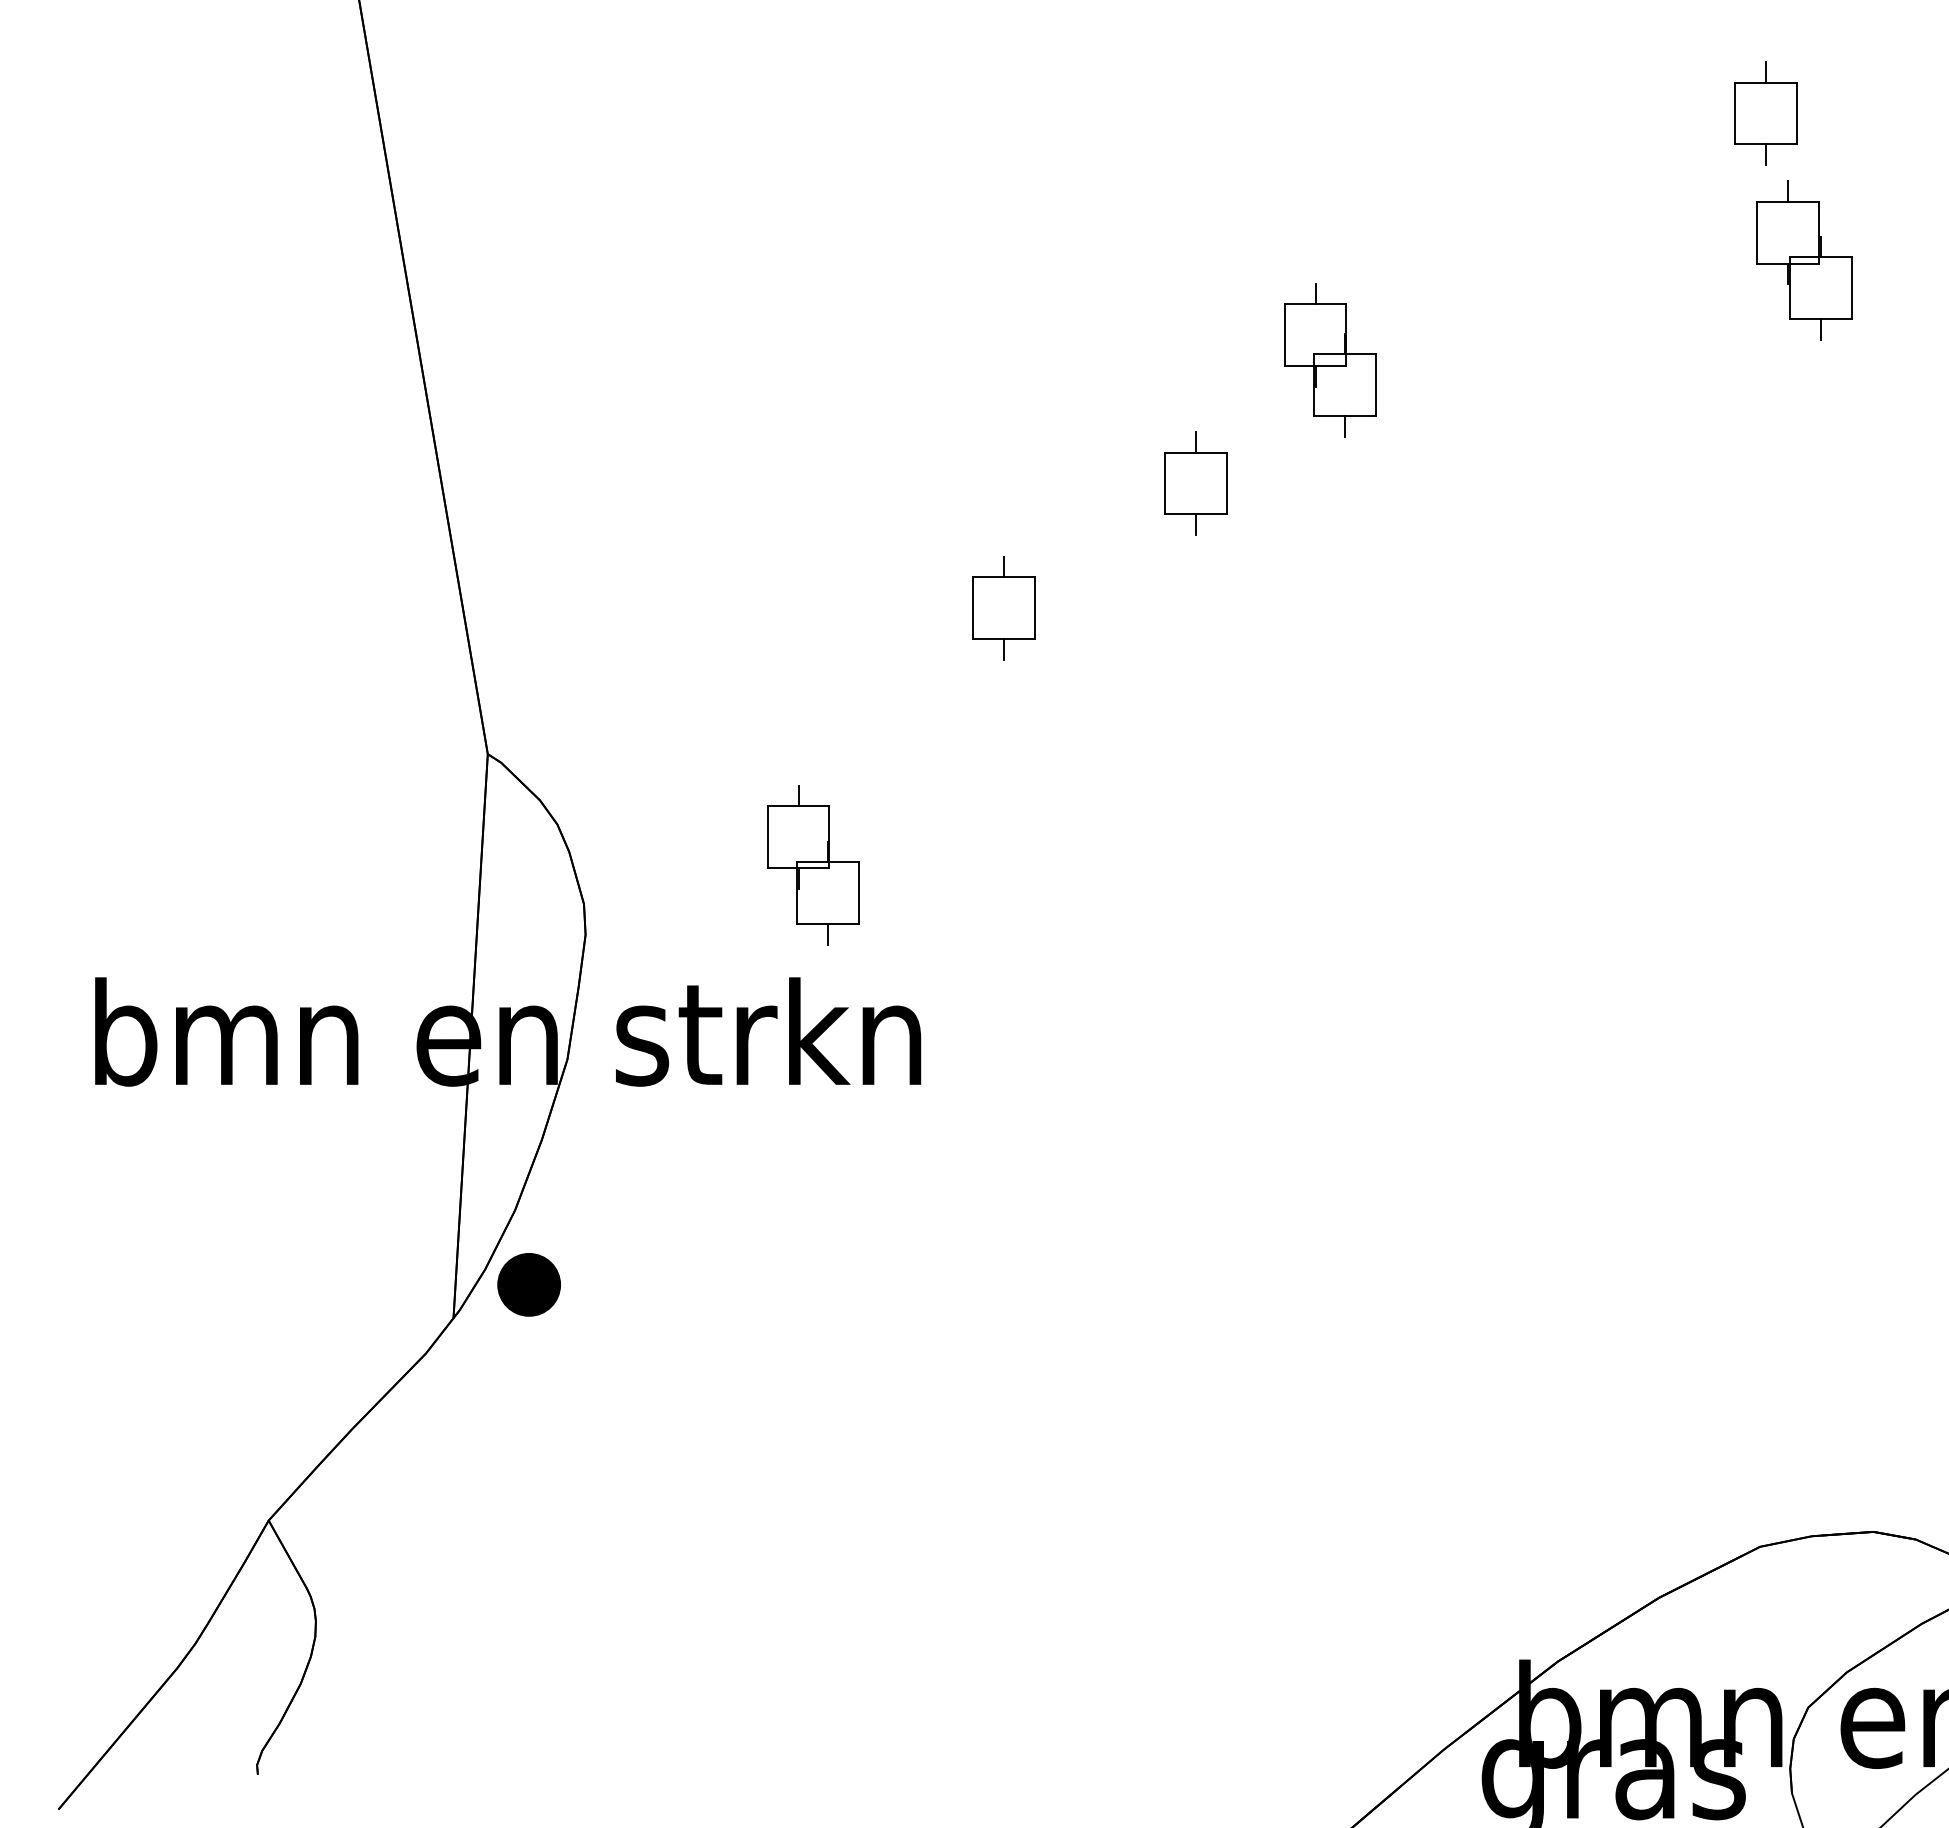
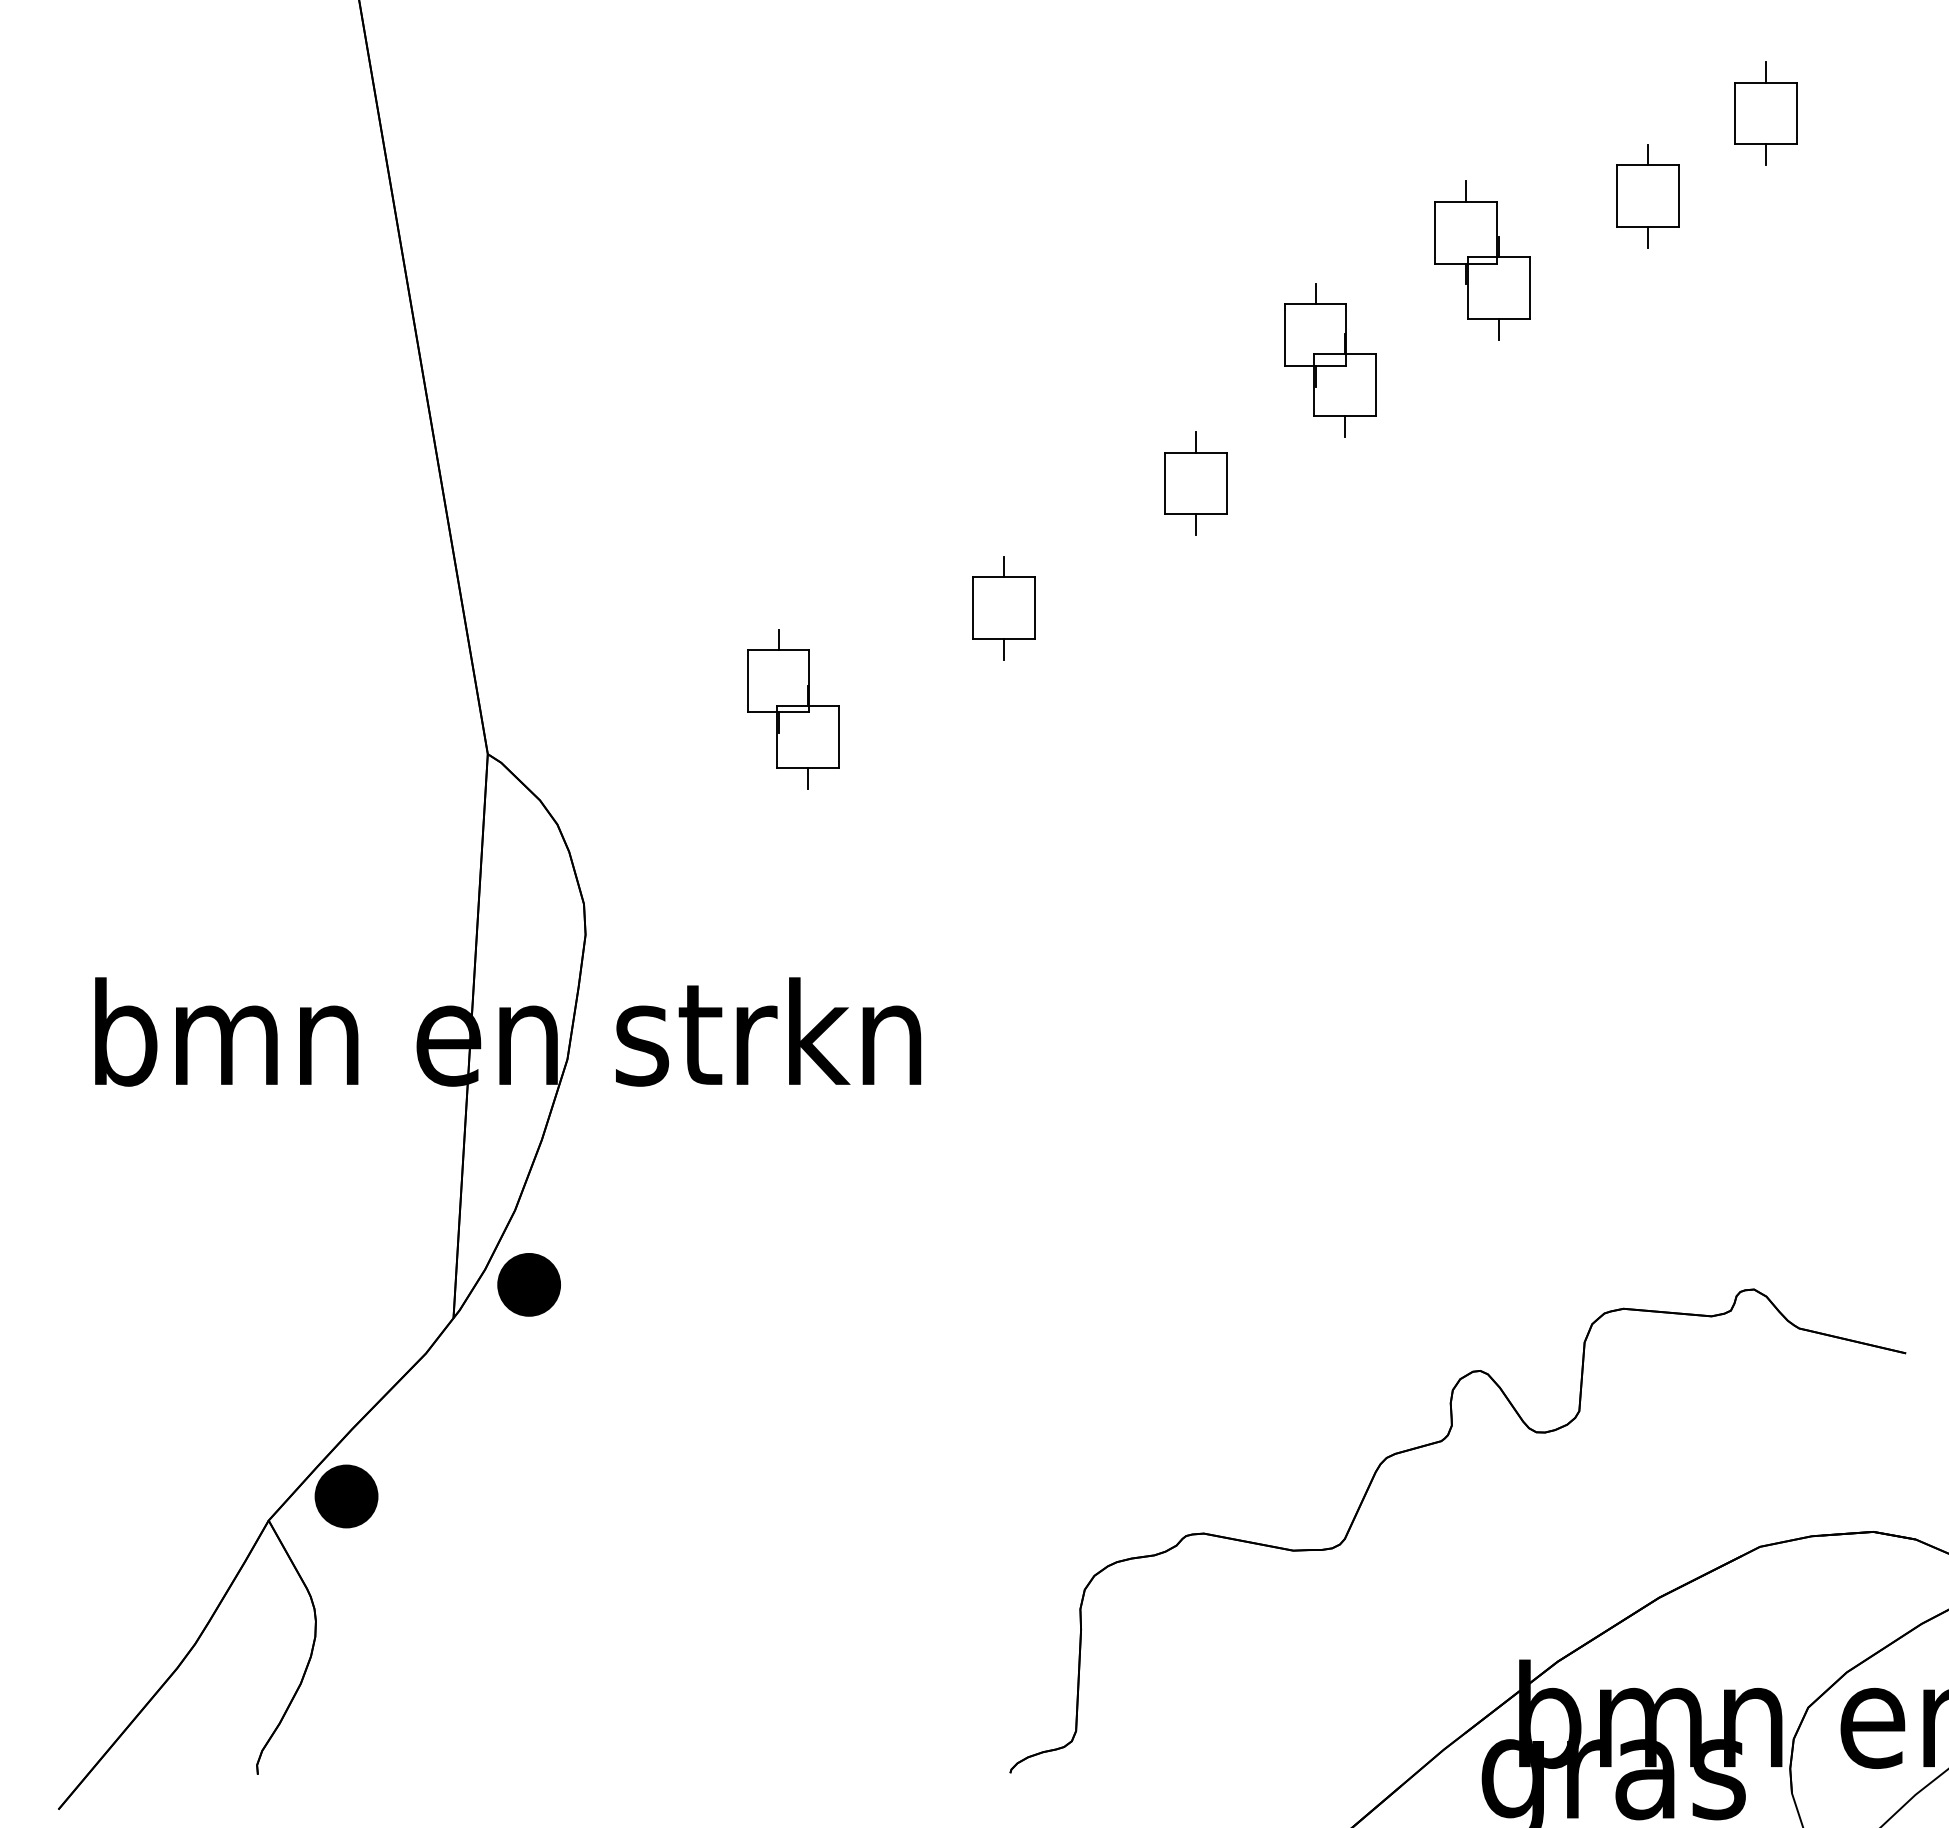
part: none -> present (1647, 196)
part position: (1804, 260) -> (1482, 260) (1482, 260)
part position: (813, 865) -> (793, 709) (793, 709)
part: none -> present (1434, 1444)
part: none -> present (346, 1496)
